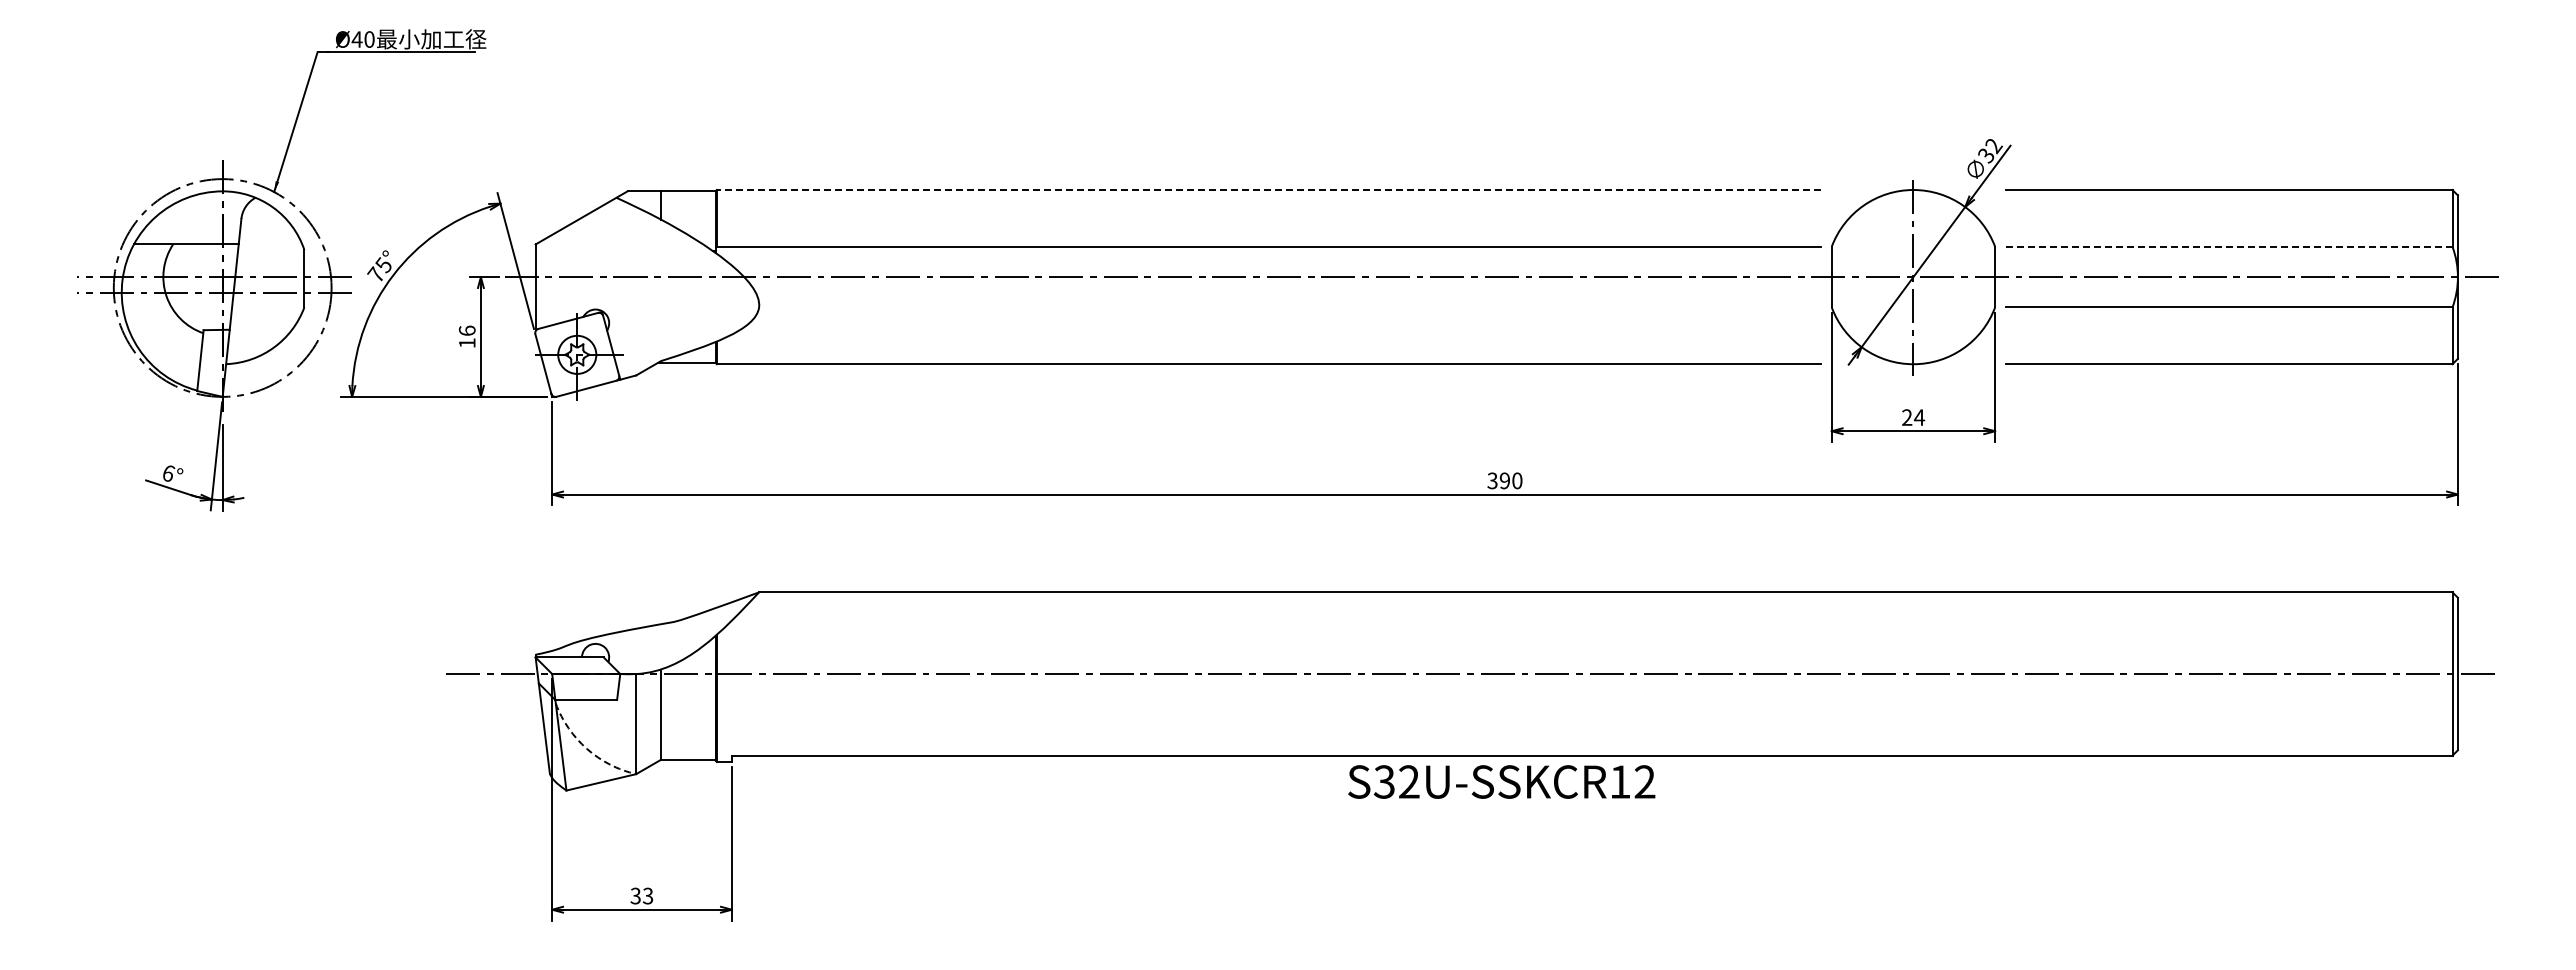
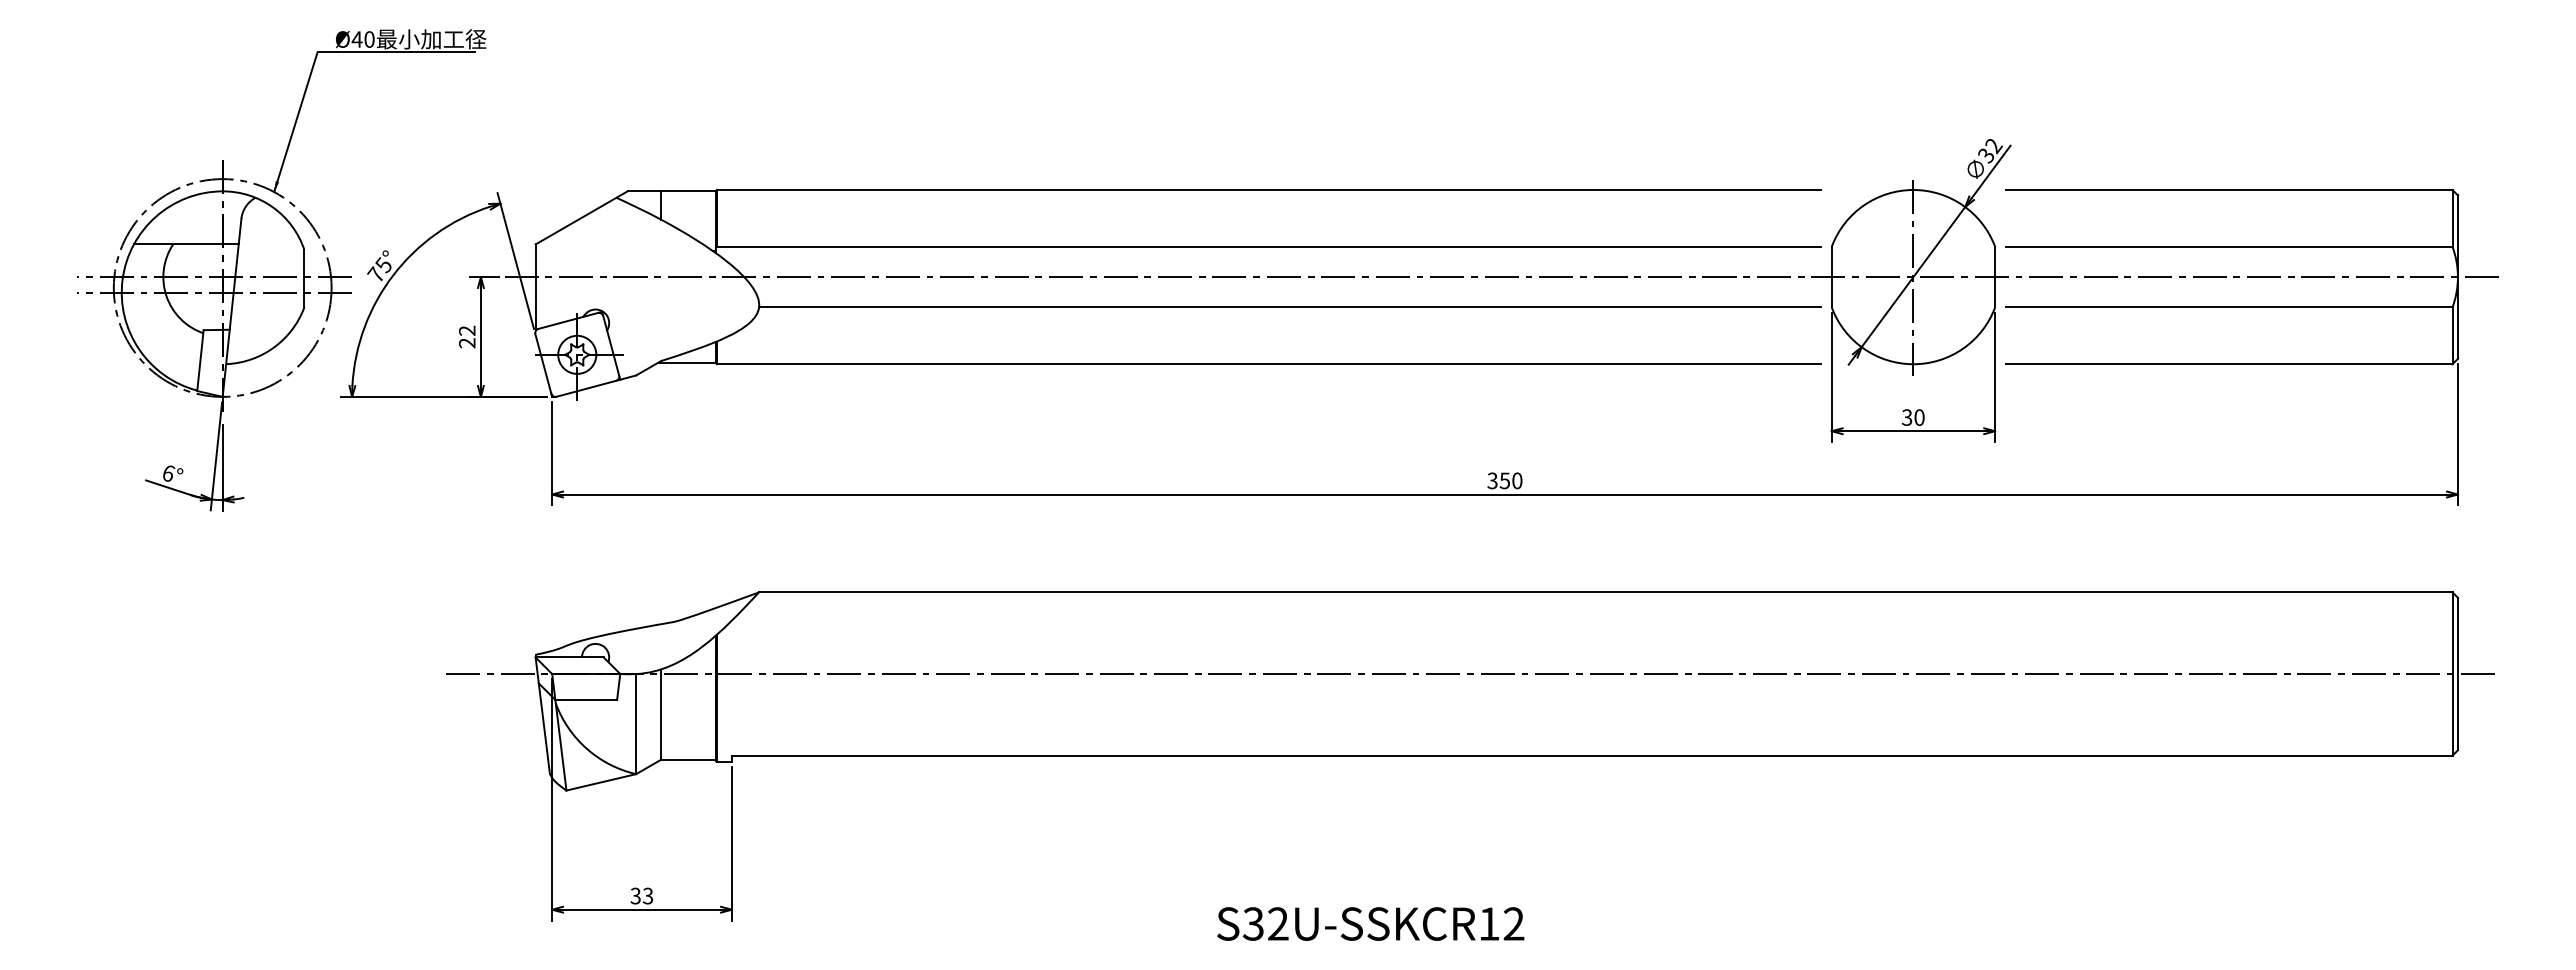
line: dashed -> solid (1268, 190)
line: dashed -> solid (2228, 246)
line: none -> present (1289, 307)
text: 16 -> 22 (466, 336)
text: 24 -> 30 (1913, 417)
text: 390 -> 350 (1504, 480)
arc: dashed -> solid (587, 749)
text position: (1501, 781) -> (1370, 923) (1370, 923)
